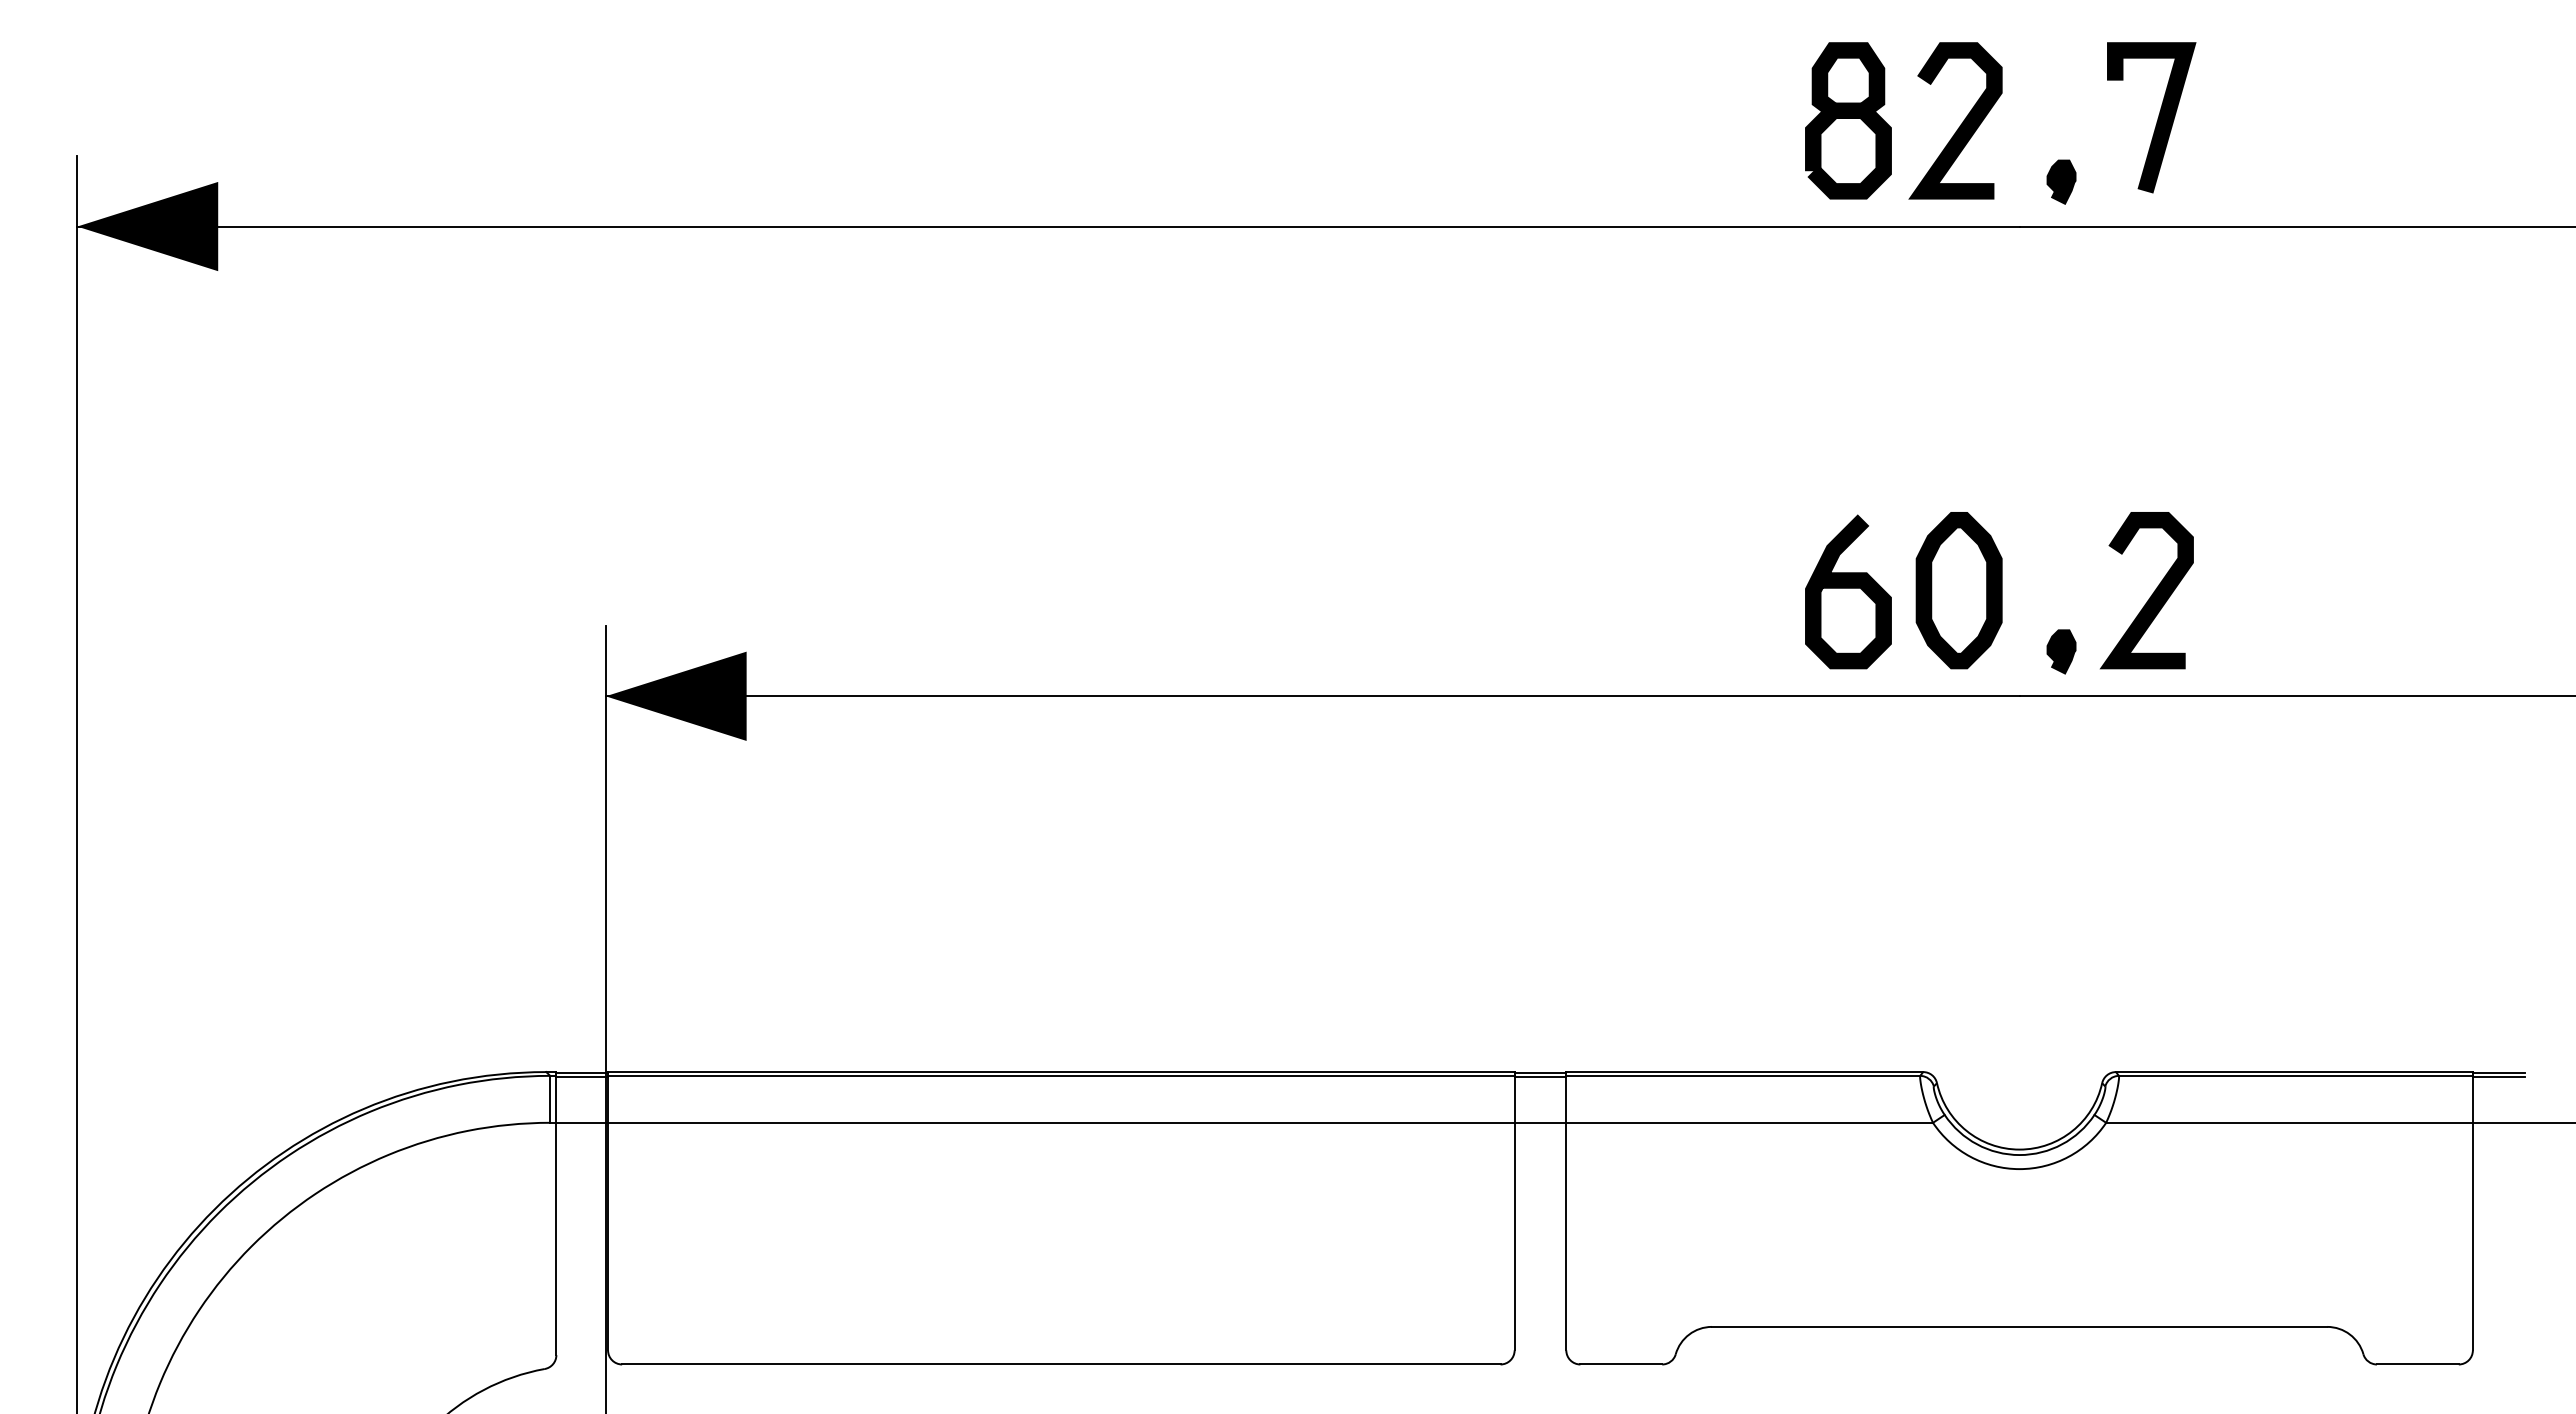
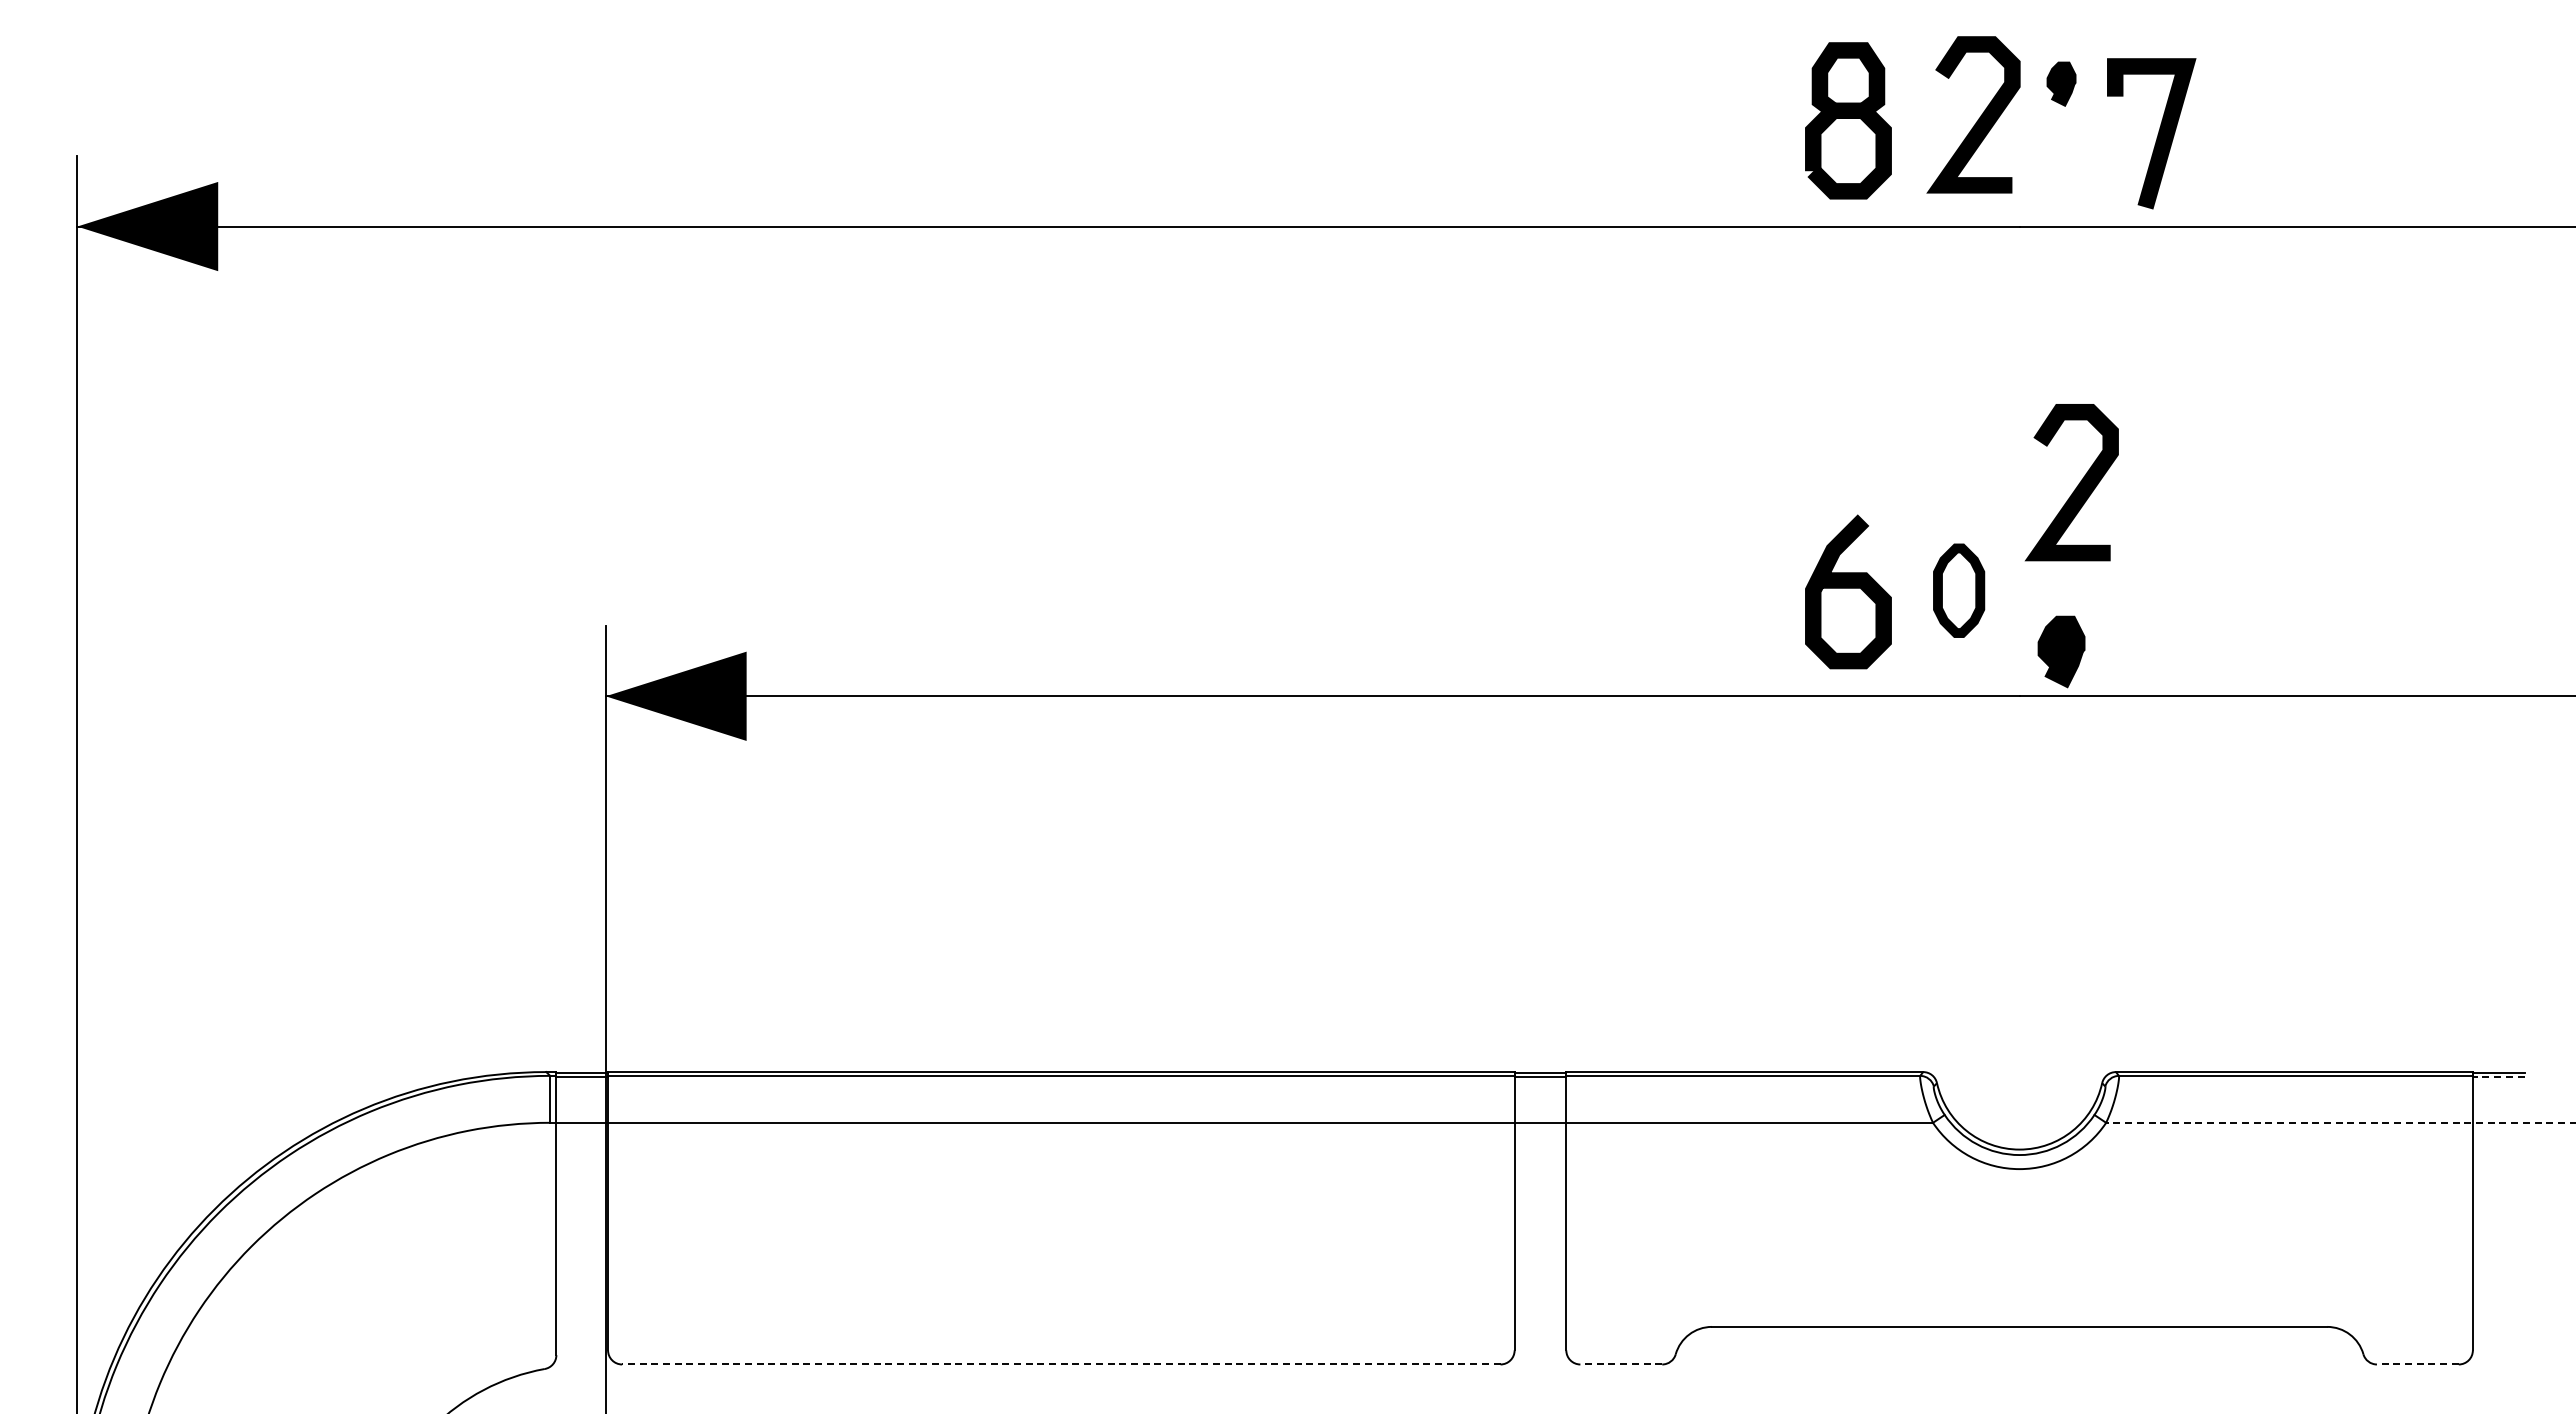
line position: (2157, 118) -> (2157, 134) (2157, 134)
curve position: (1960, 124) -> (1978, 118) (1978, 118)
part position: (2061, 181) -> (2061, 83) (2061, 83)
part size: 88x158 px -> 53x95 px (1959, 590)
curve position: (2151, 594) -> (2076, 486) (2076, 486)
part size: 31x46 px -> 49x74 px (2061, 651)
line: solid -> dashed (2498, 1077)
line: solid -> dashed (2340, 1122)
line: solid -> dashed (1060, 1364)
line: solid -> dashed (1621, 1364)
line: solid -> dashed (2417, 1364)
